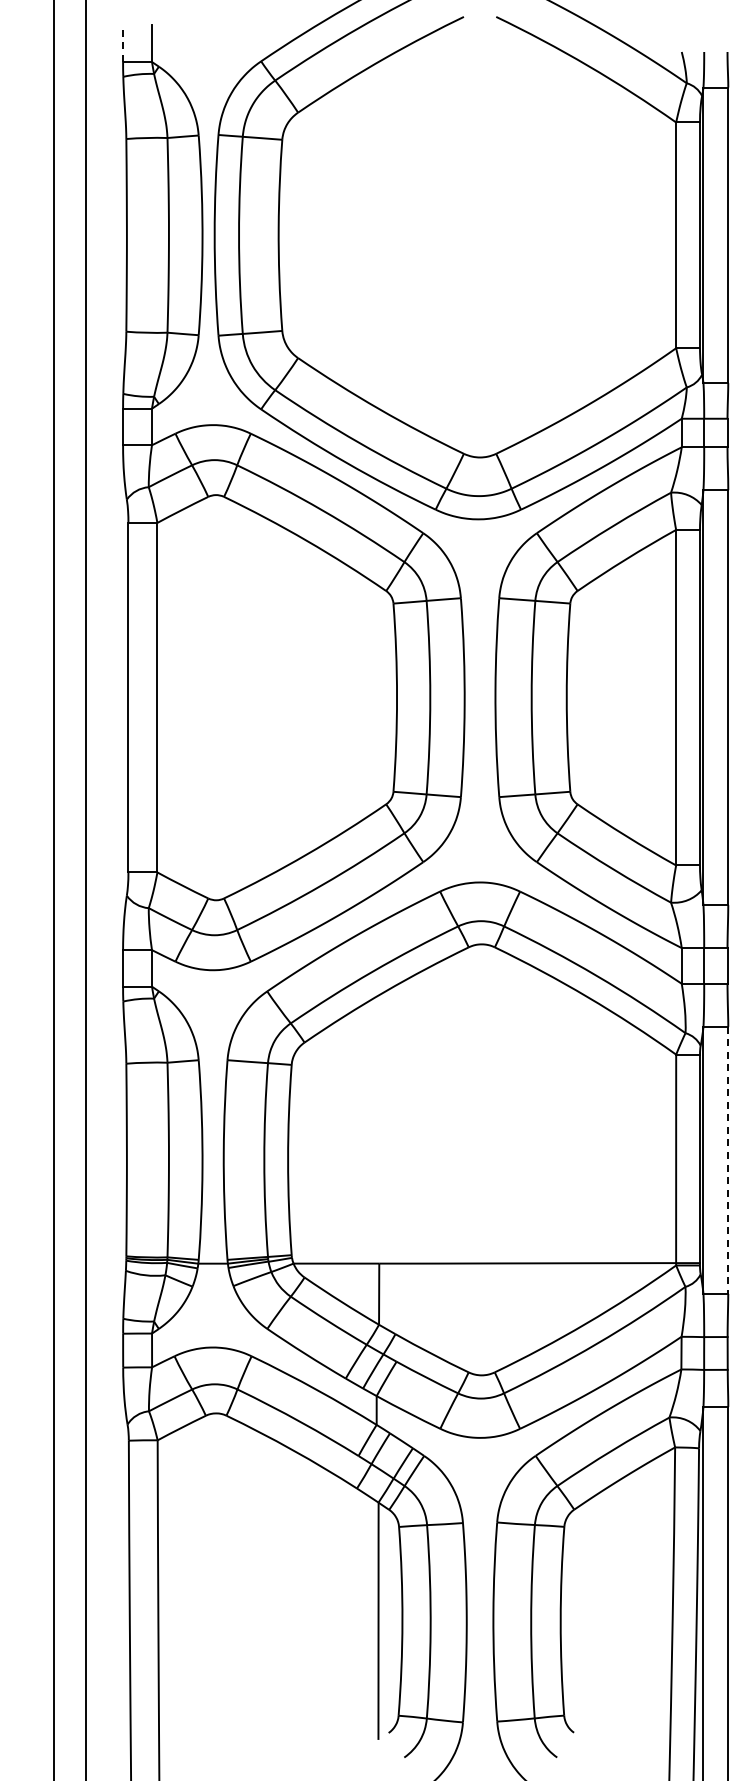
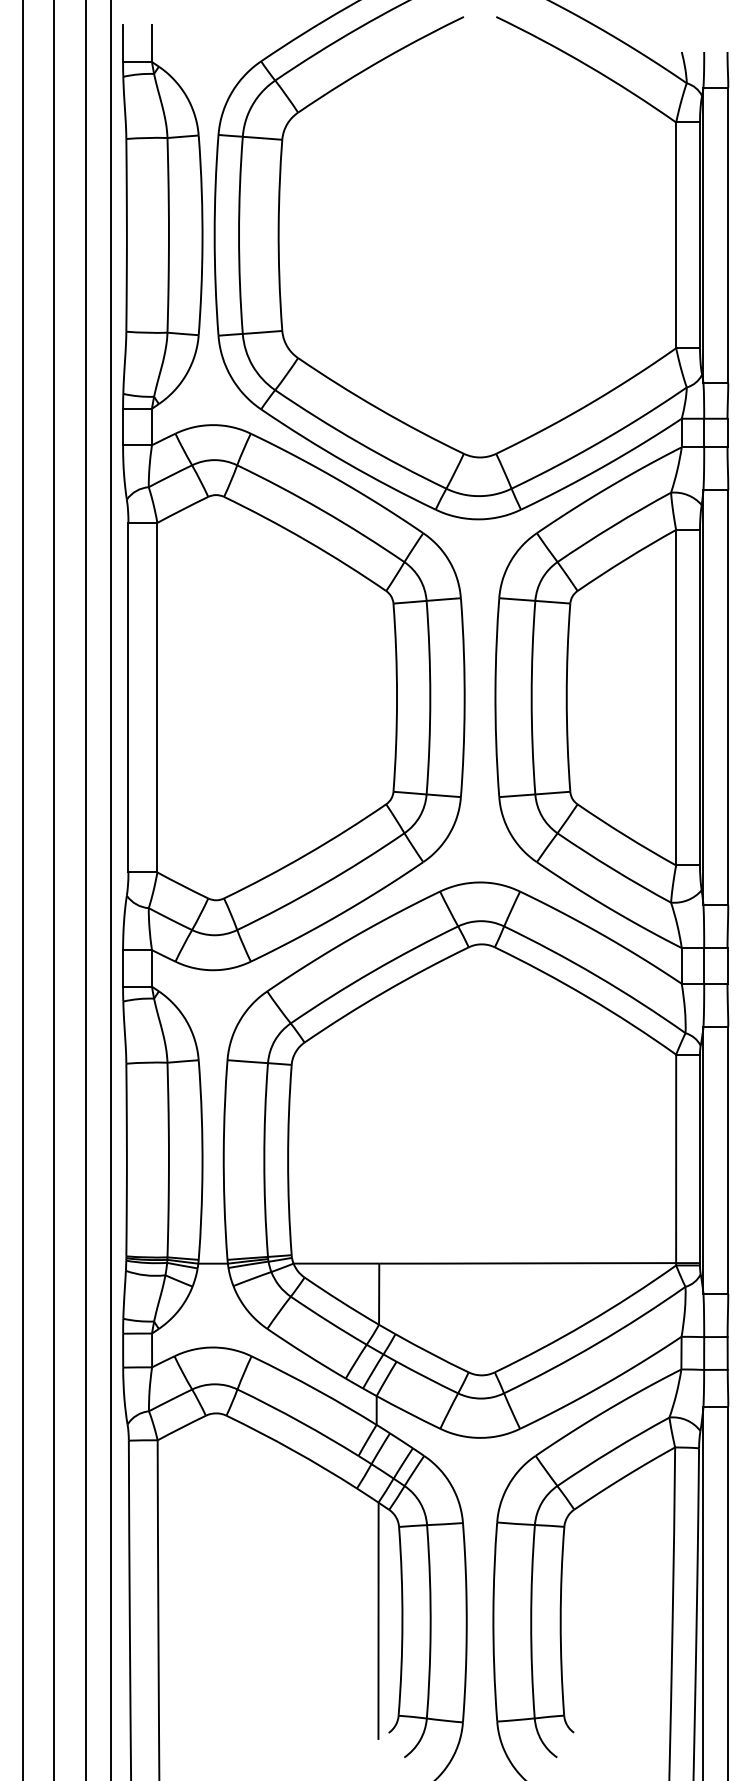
line: dashed -> solid (123, 43)
line: none -> present (22, 889)
line: none -> present (111, 889)
line: dashed -> solid (728, 1160)
